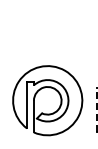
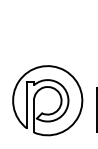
line: dashed -> solid (96, 109)
